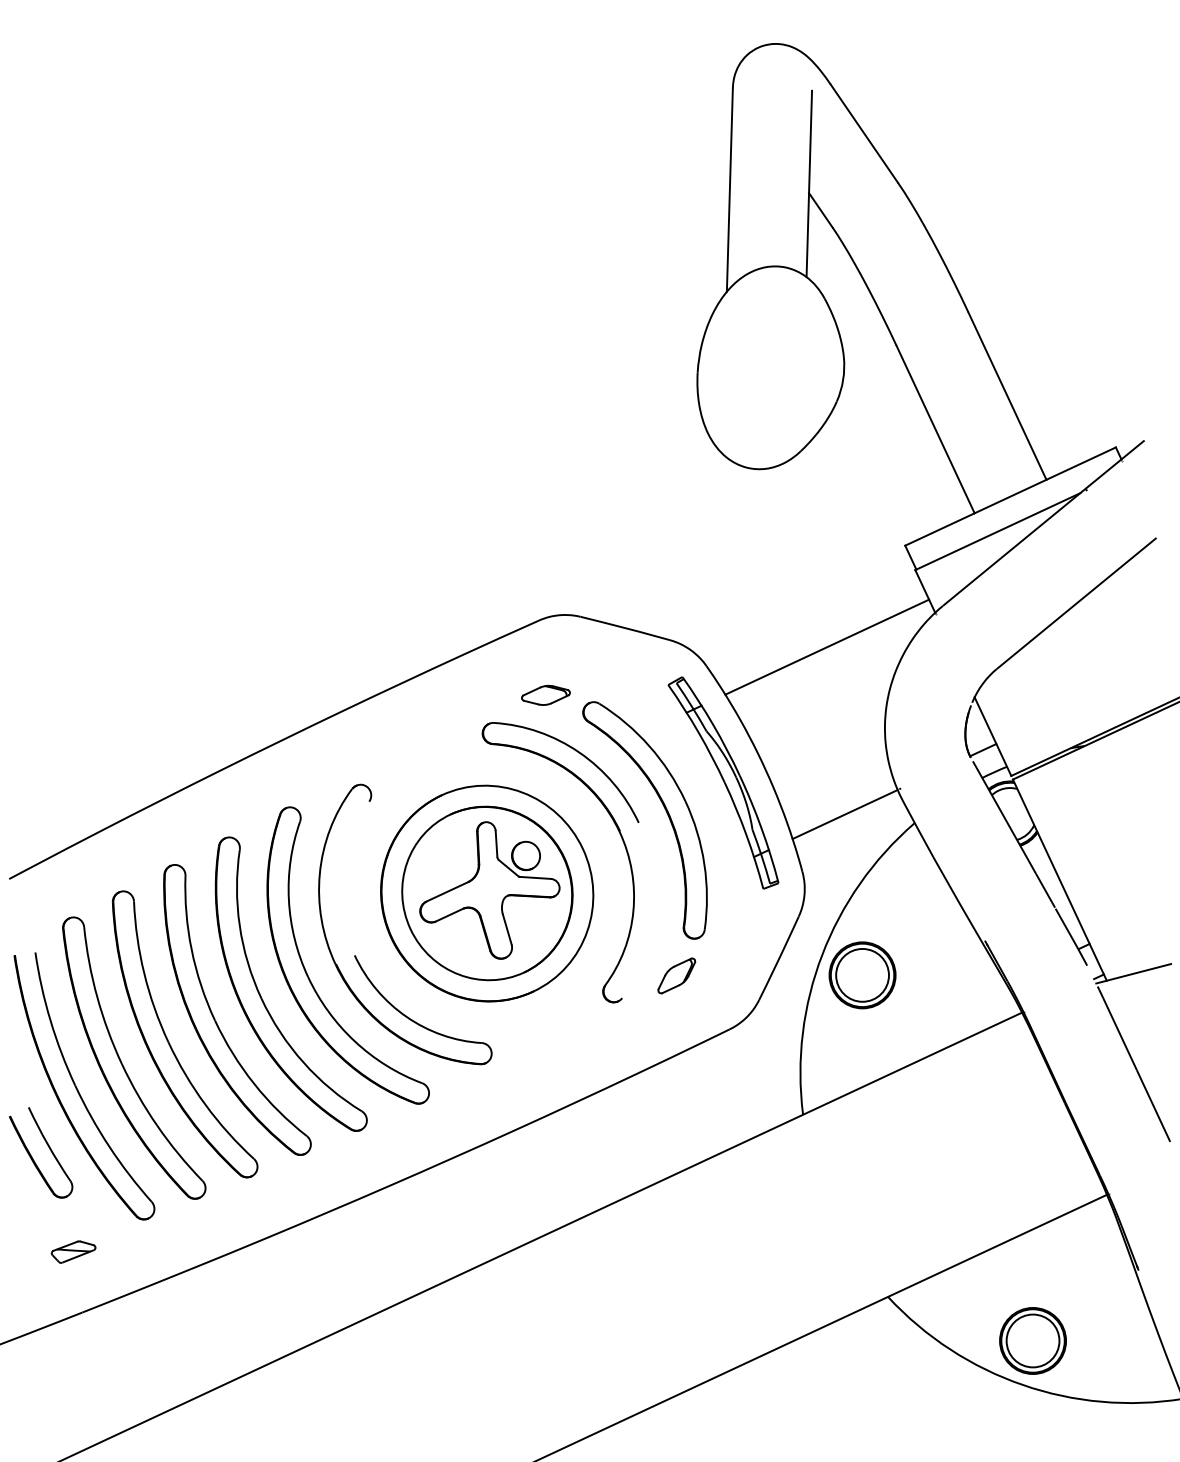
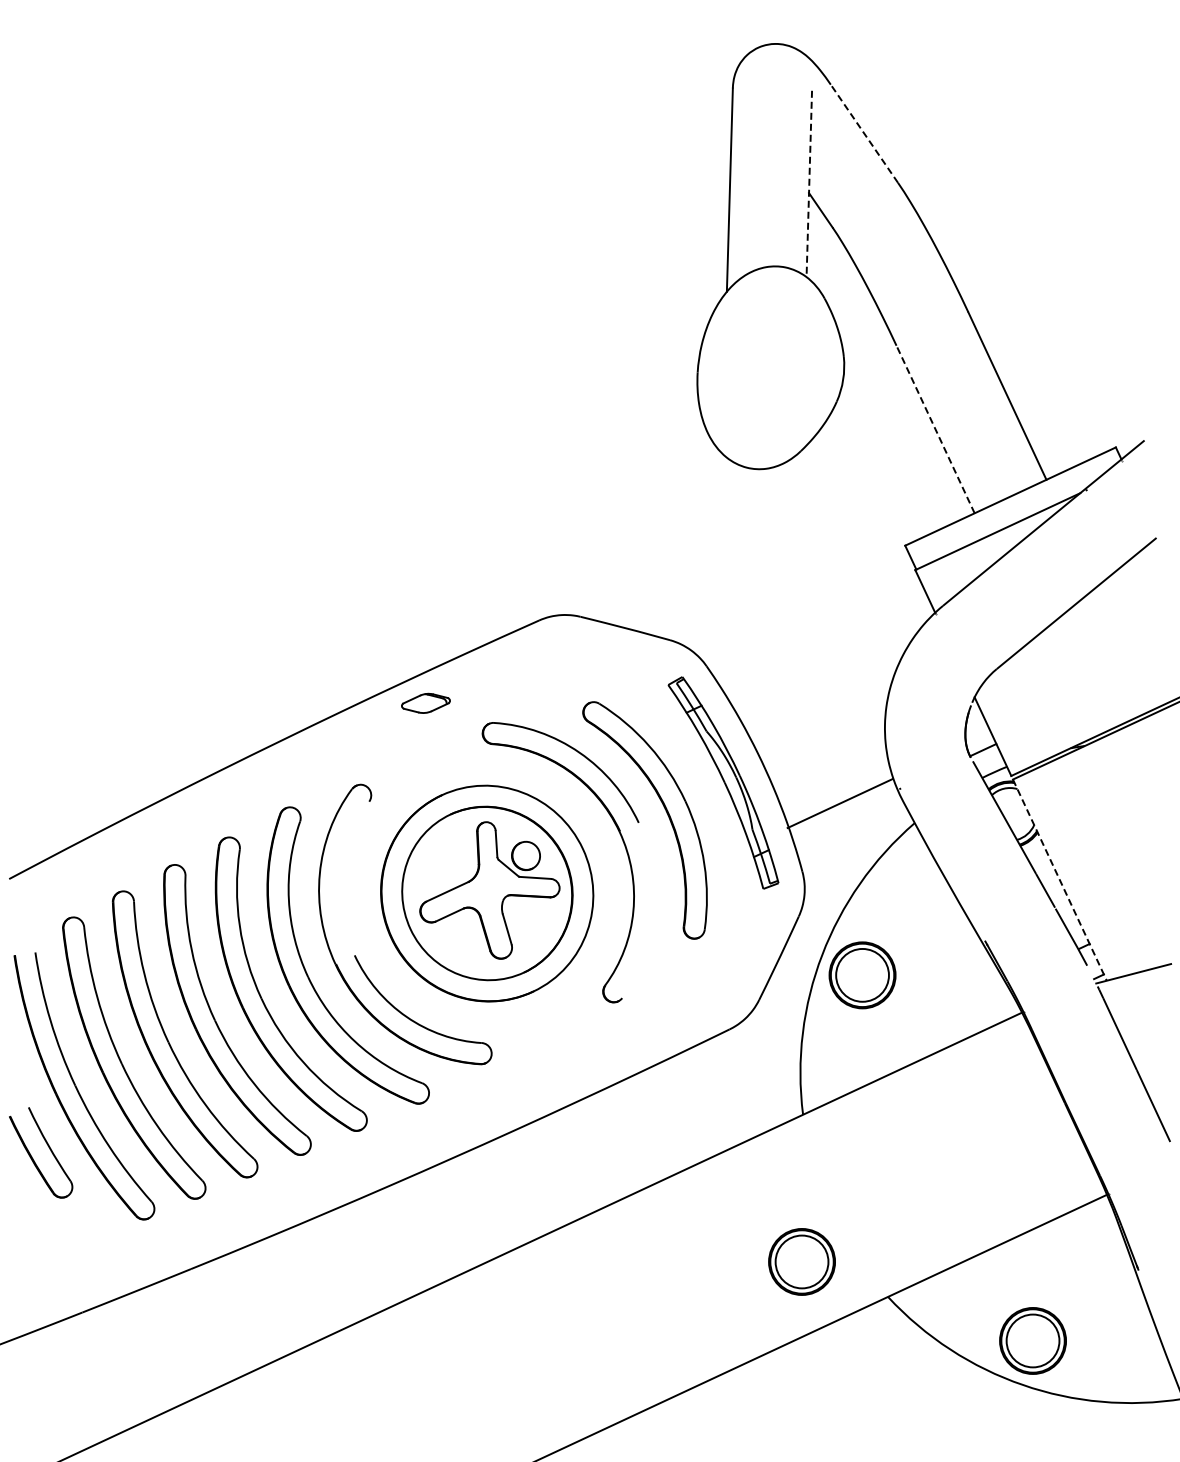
line: solid -> dashed (864, 133)
line: solid -> dashed (809, 184)
line: solid -> dashed (935, 429)
line: present -> none (827, 646)
part position: (545, 694) -> (425, 702) (425, 702)
line position: (844, 814) -> (839, 803) (839, 803)
line: solid -> dashed (1060, 880)
part: present -> none (676, 975)
part: present -> none (73, 1251)
part: none -> present (801, 1261)
